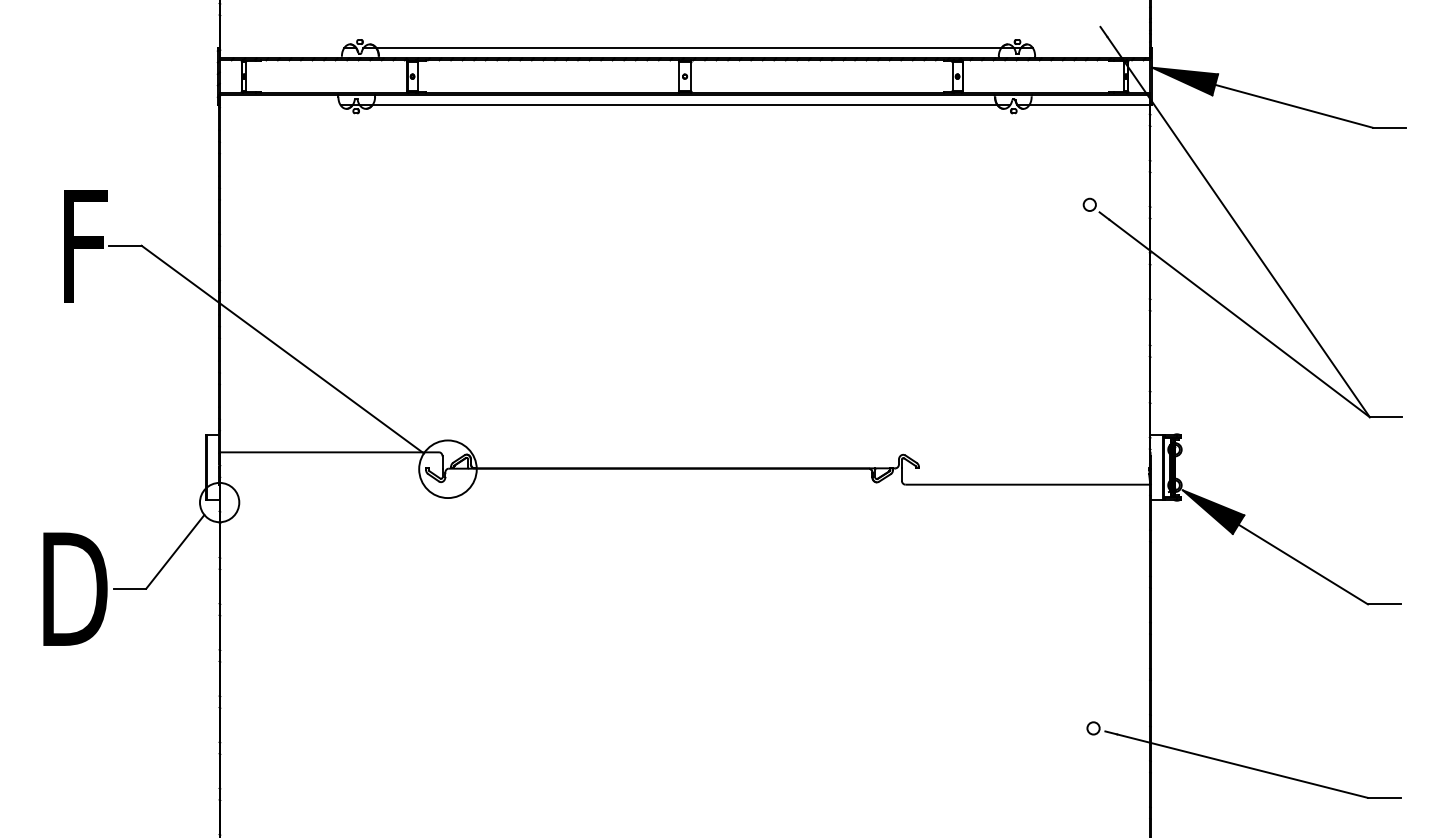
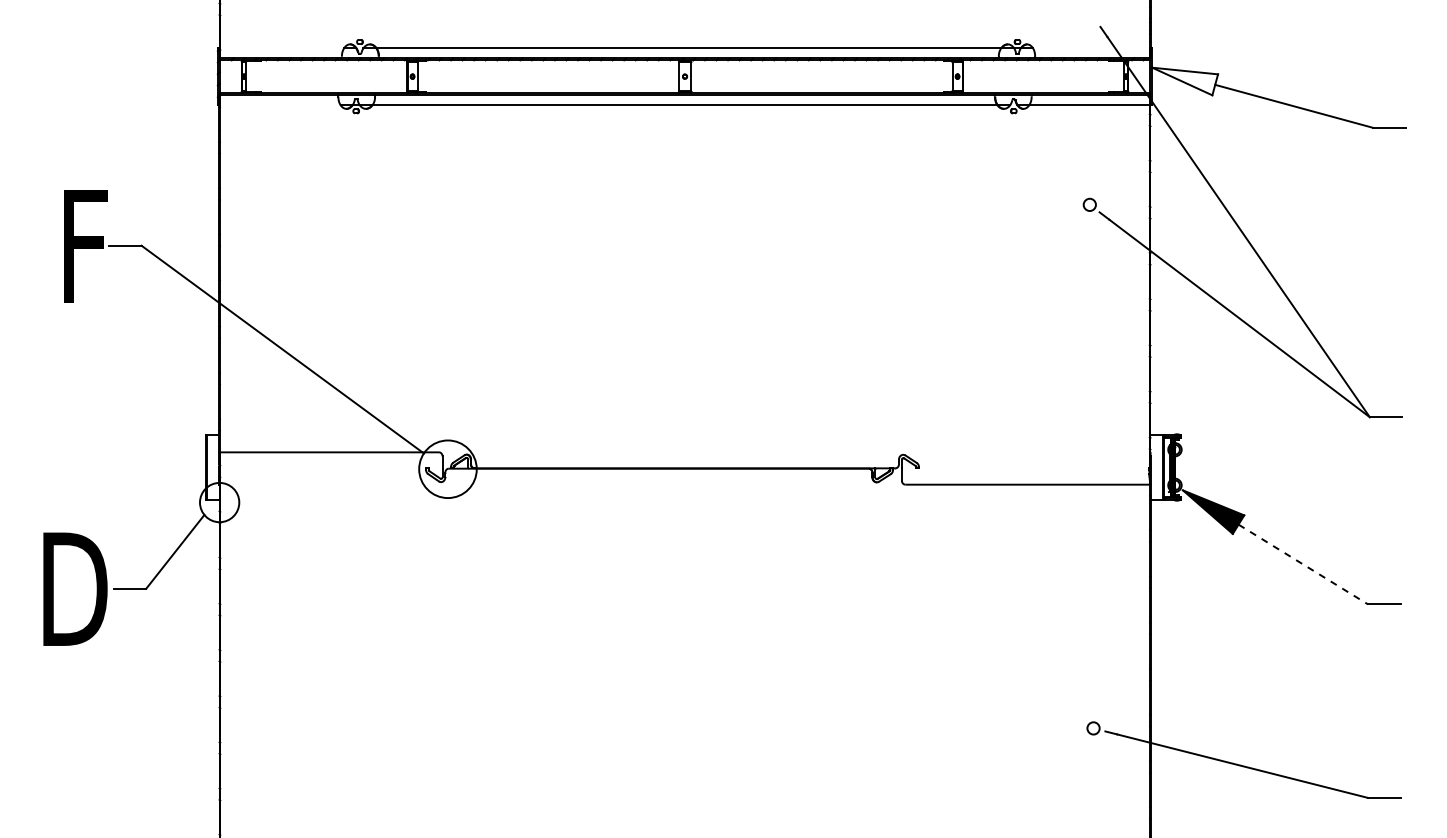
fill: present -> none (1185, 81)
line: solid -> dashed (1303, 564)
